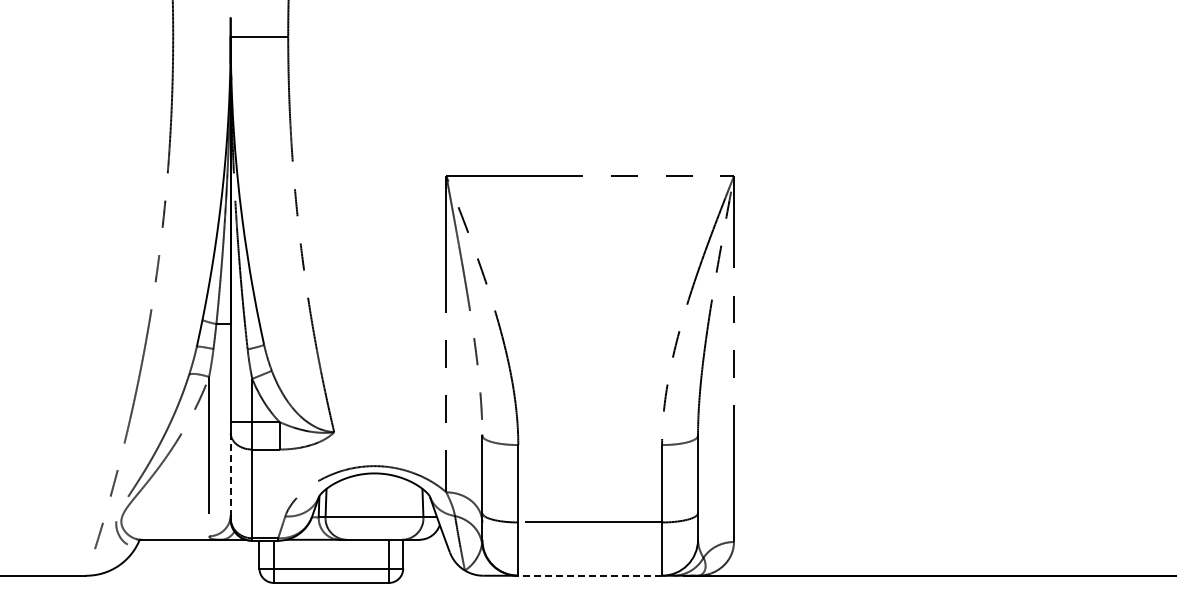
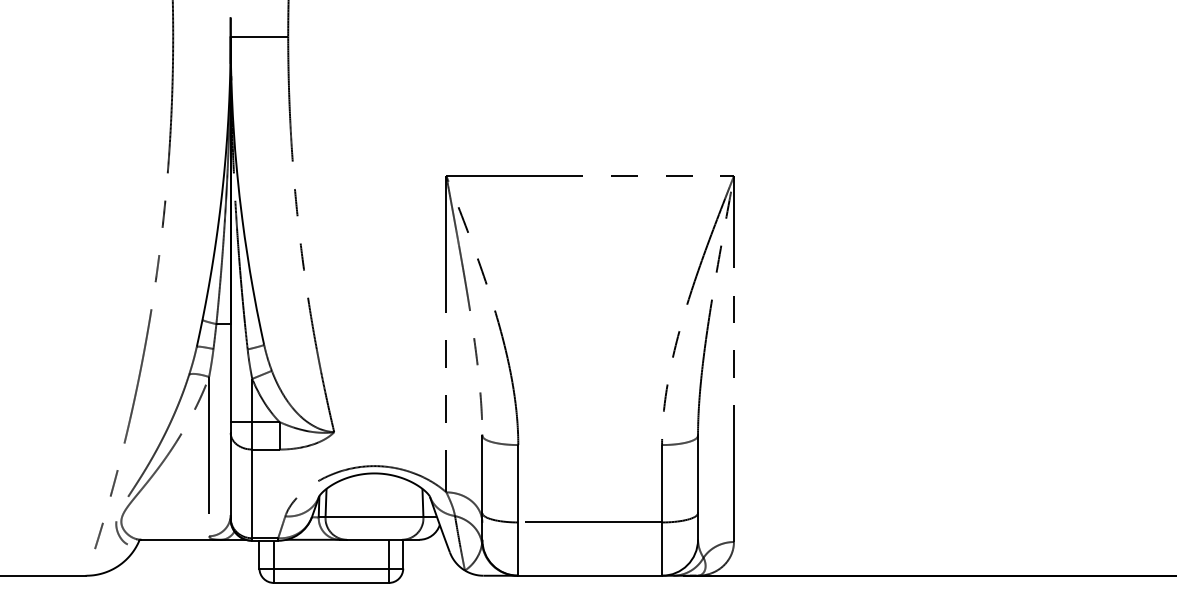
line: dashed -> solid (230, 475)
line: dashed -> solid (590, 575)
